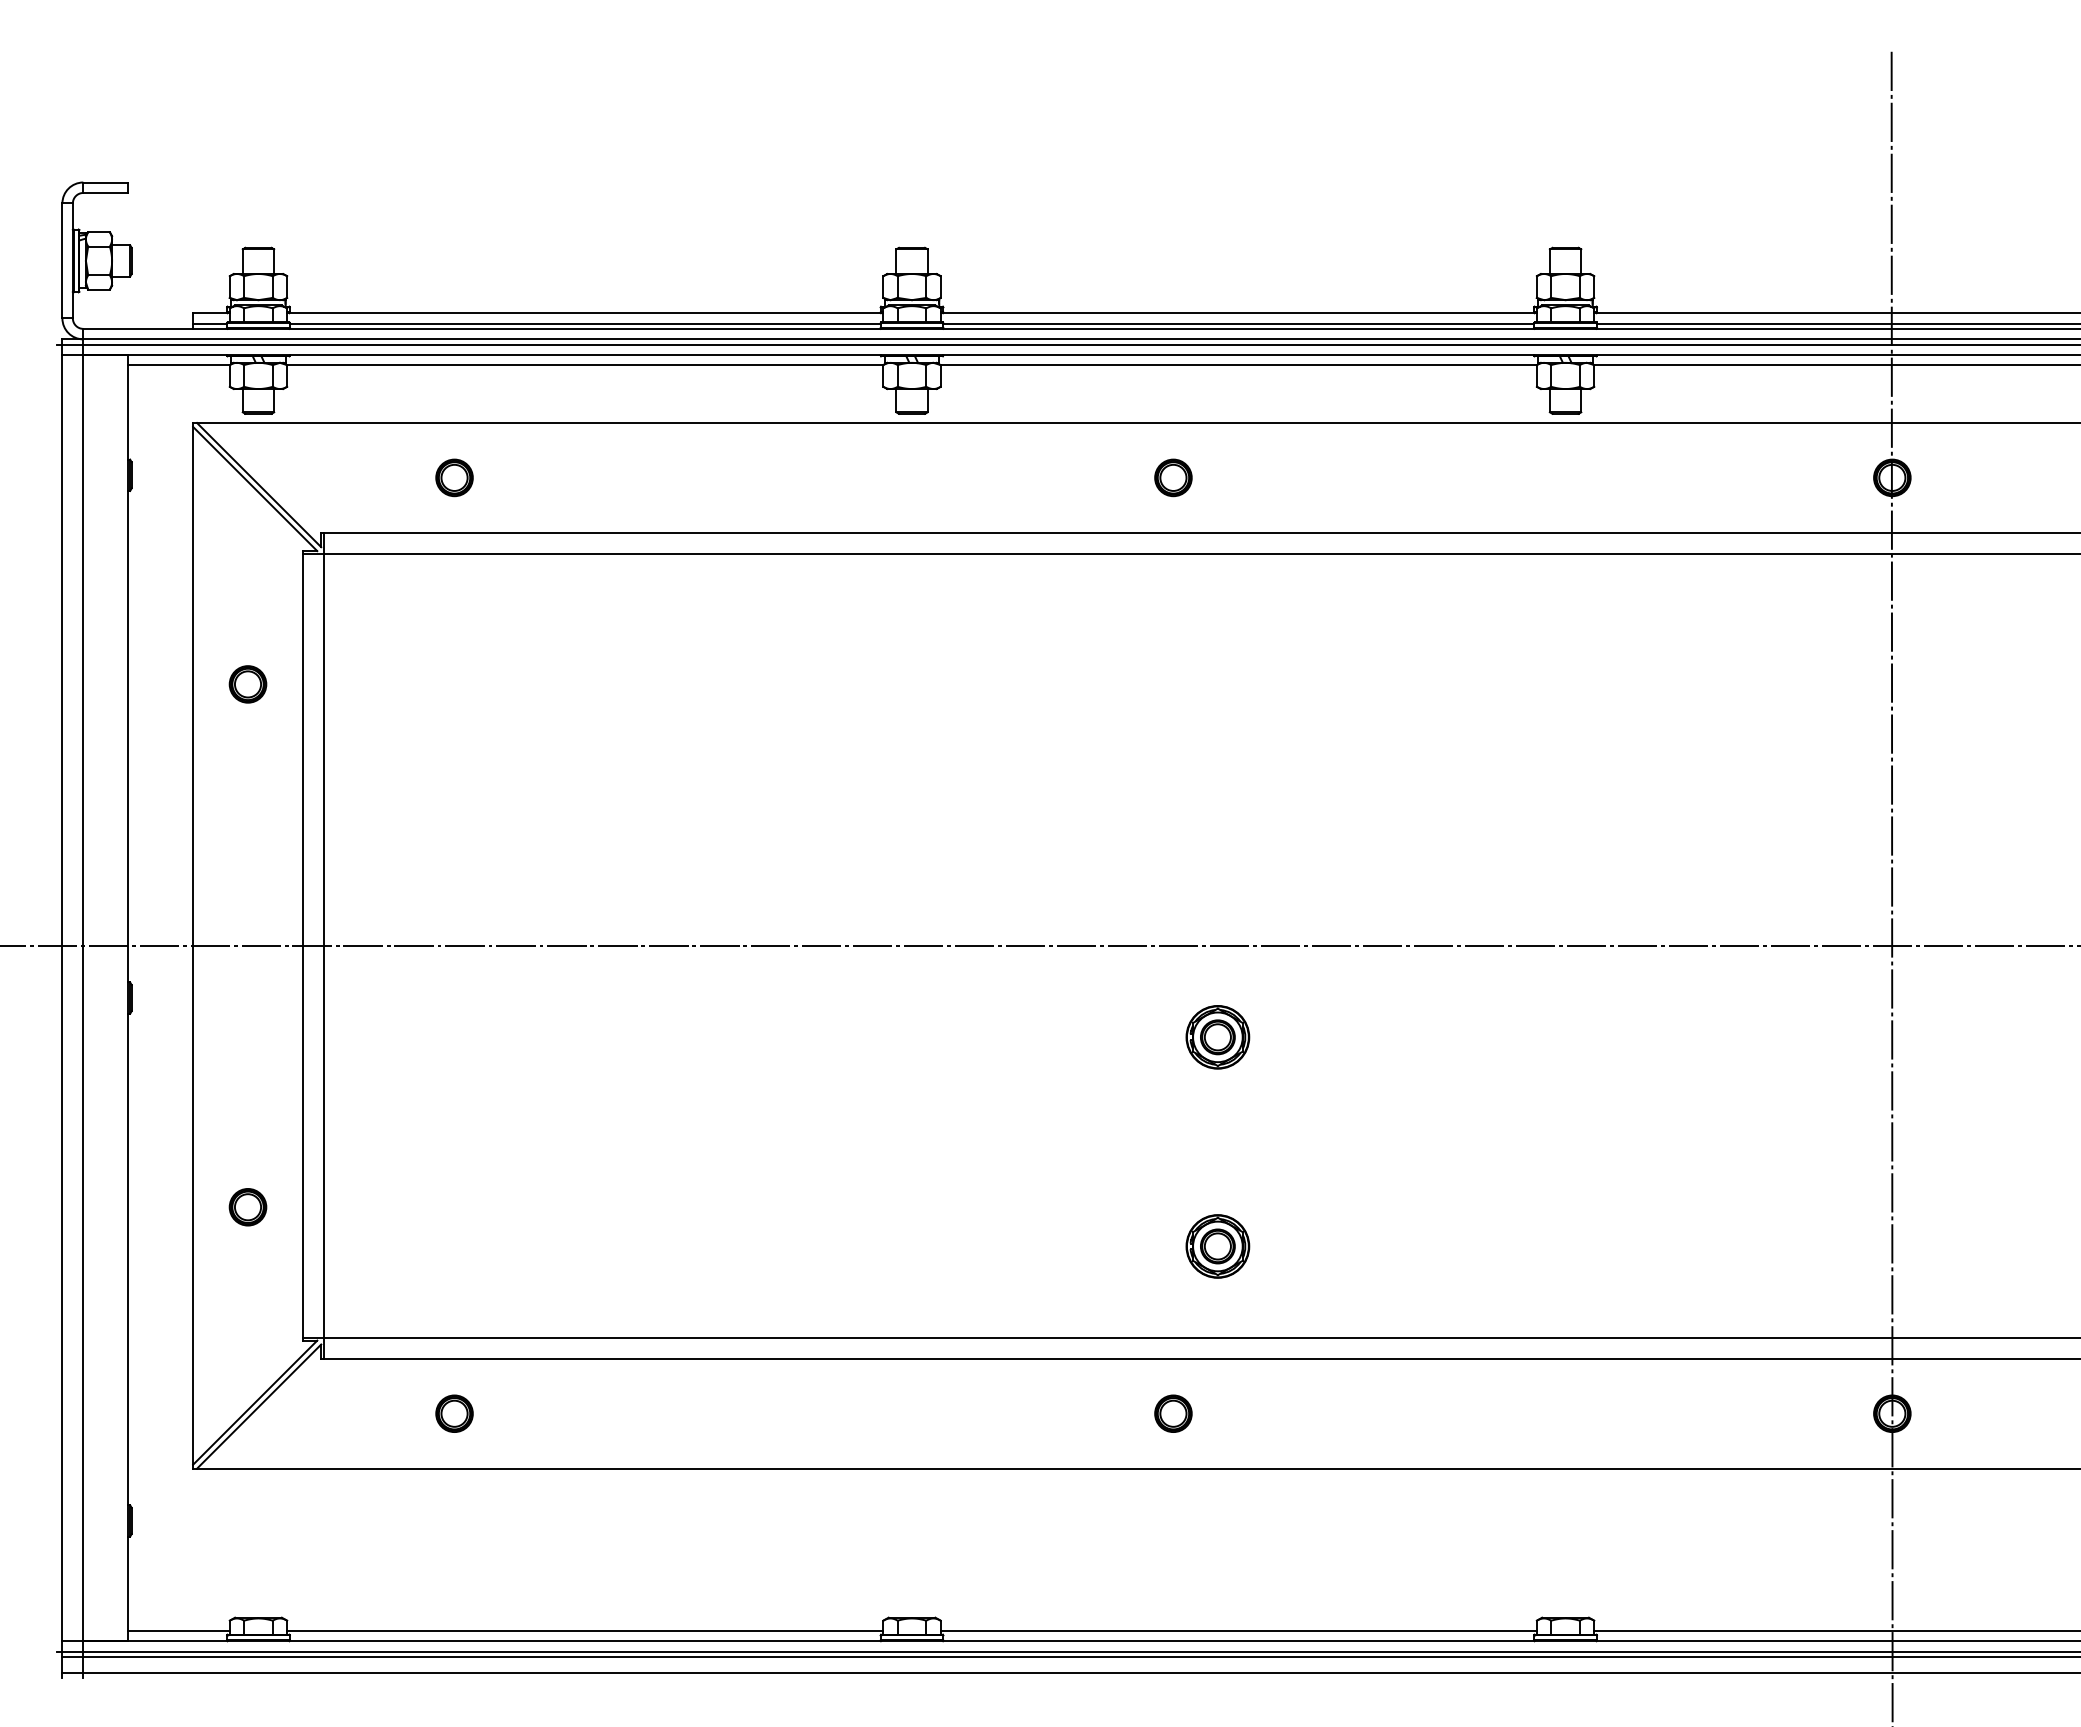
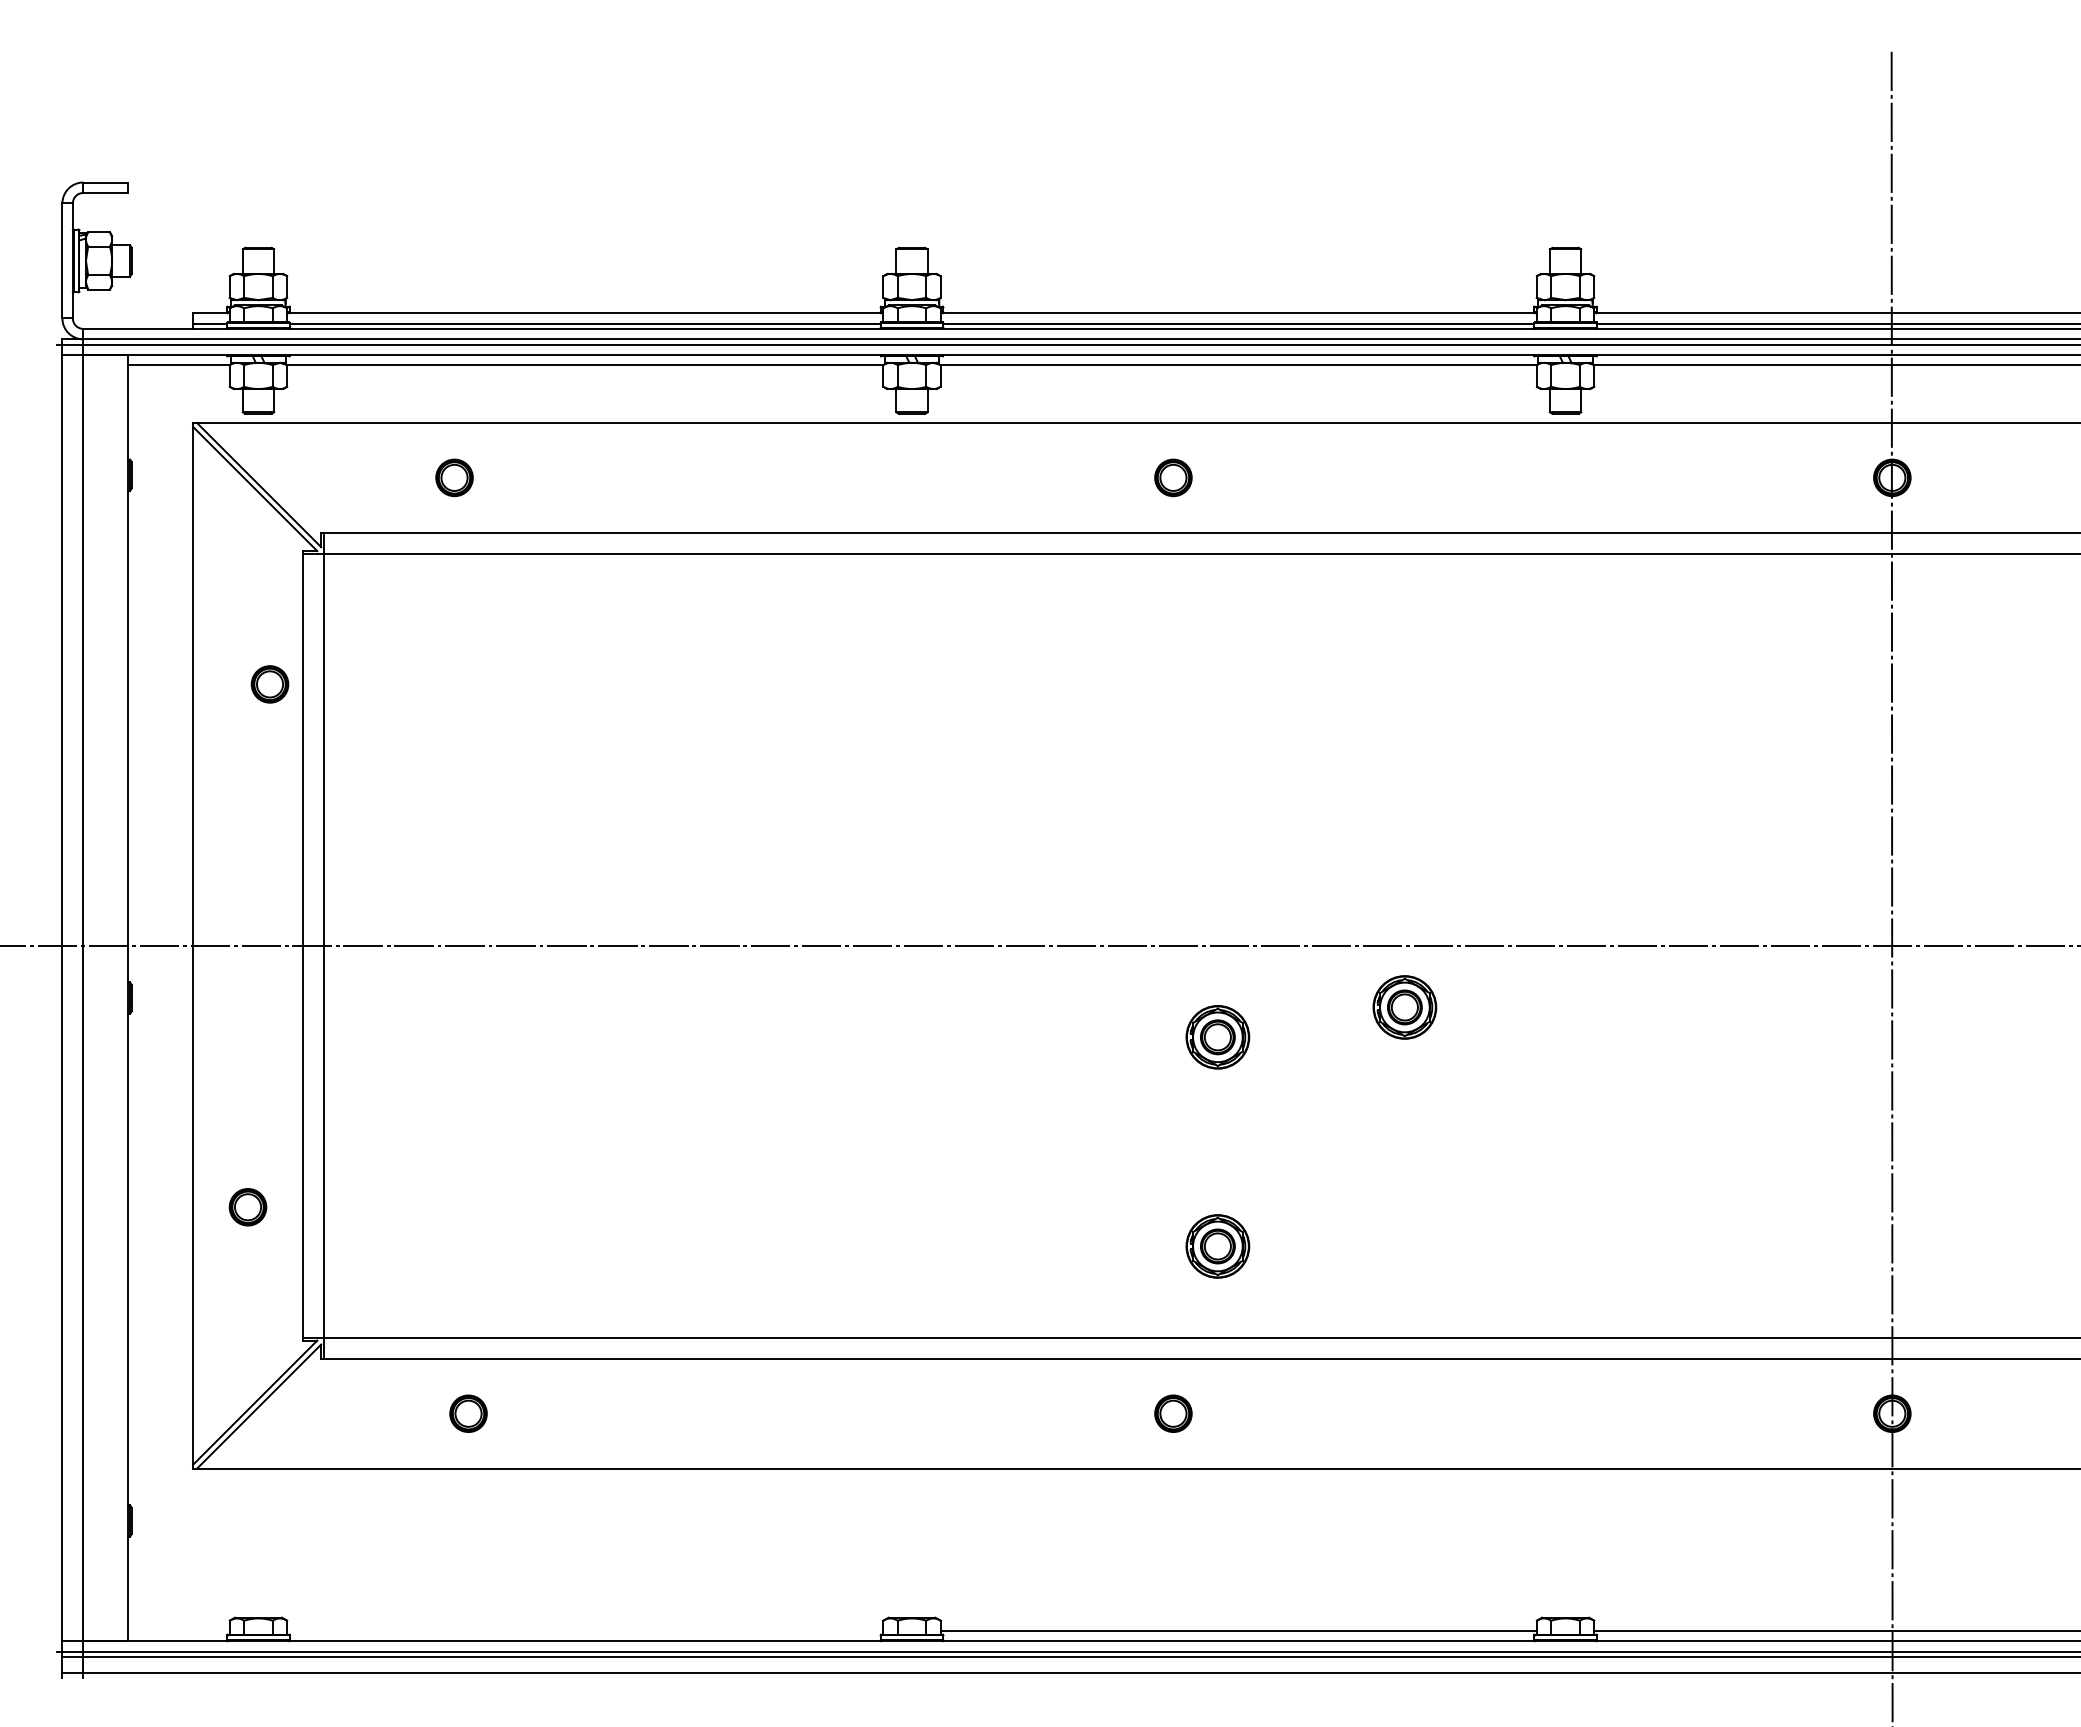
part position: (247, 684) -> (269, 684) (269, 684)
part: none -> present (1404, 1007)
part position: (454, 1413) -> (468, 1413) (468, 1413)
line: present -> none (178, 1630)
line: present -> none (585, 1630)
